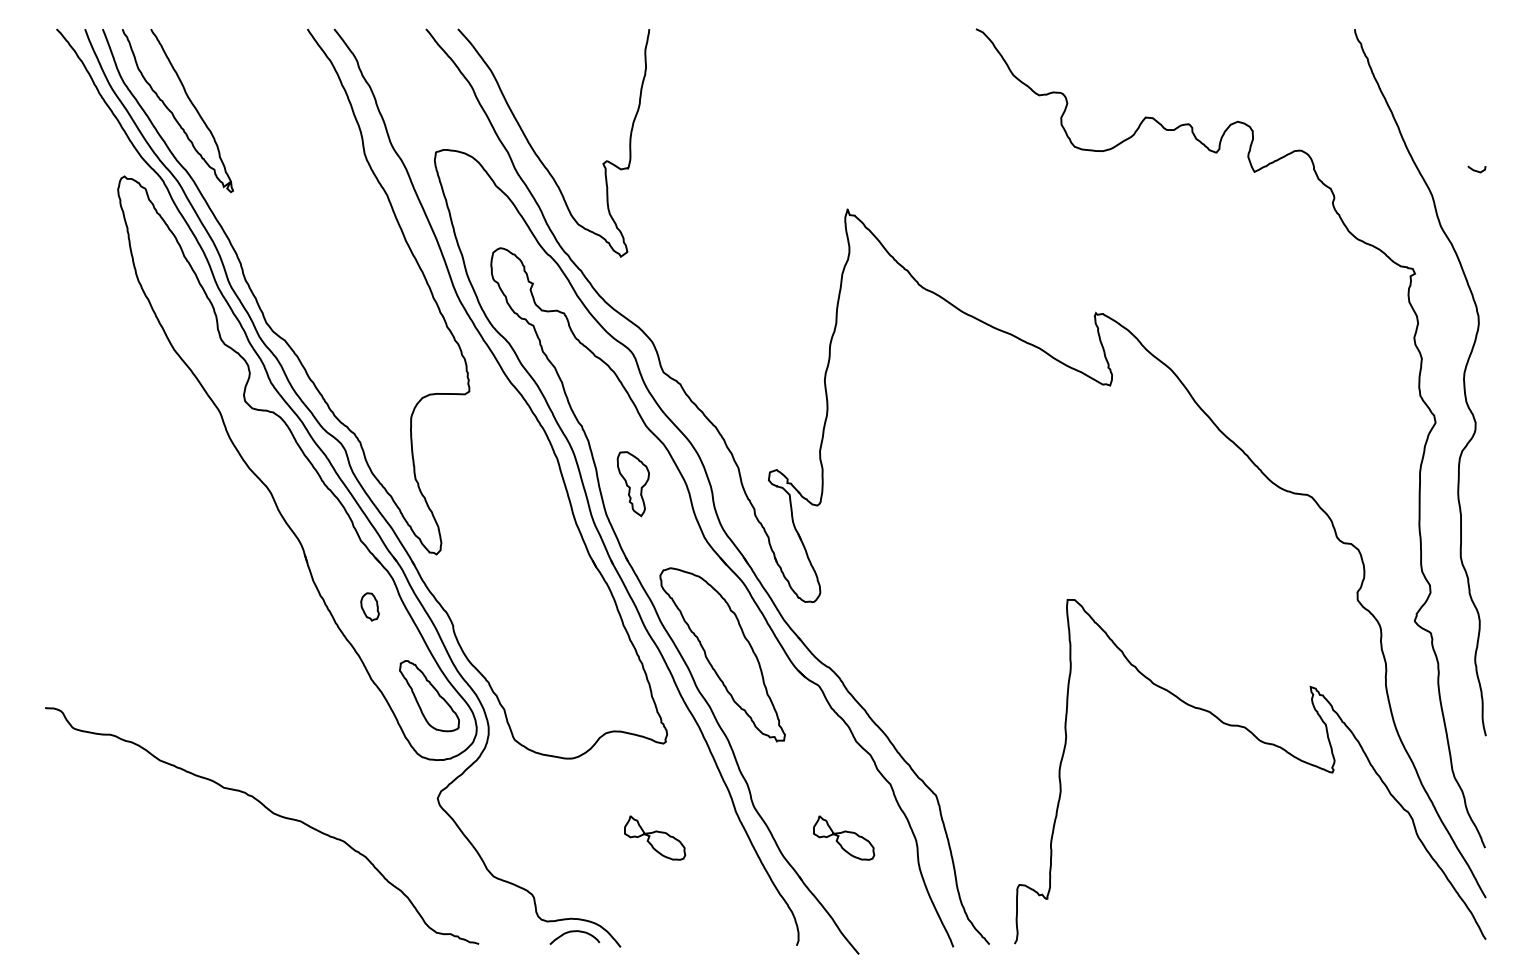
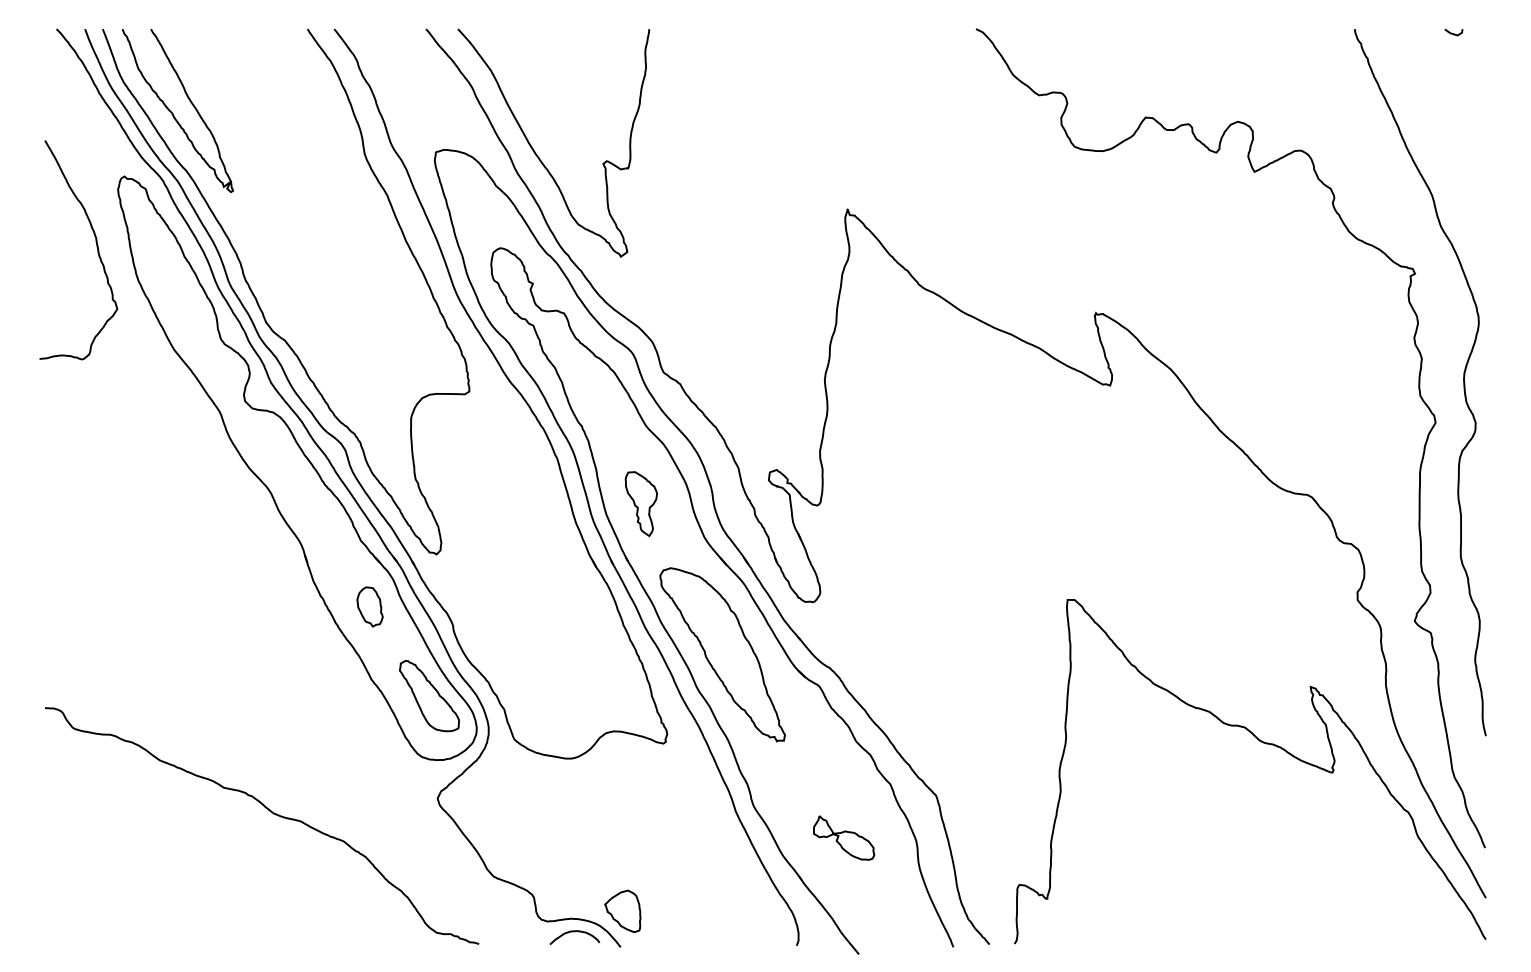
curve position: (1476, 170) -> (1453, 33) (1453, 33)
curve: none -> present (96, 247)
part position: (632, 484) -> (640, 504) (640, 504)
part size: 20x30 px -> 28x42 px (369, 606)
part: present -> none (655, 837)
part: none -> present (622, 910)
